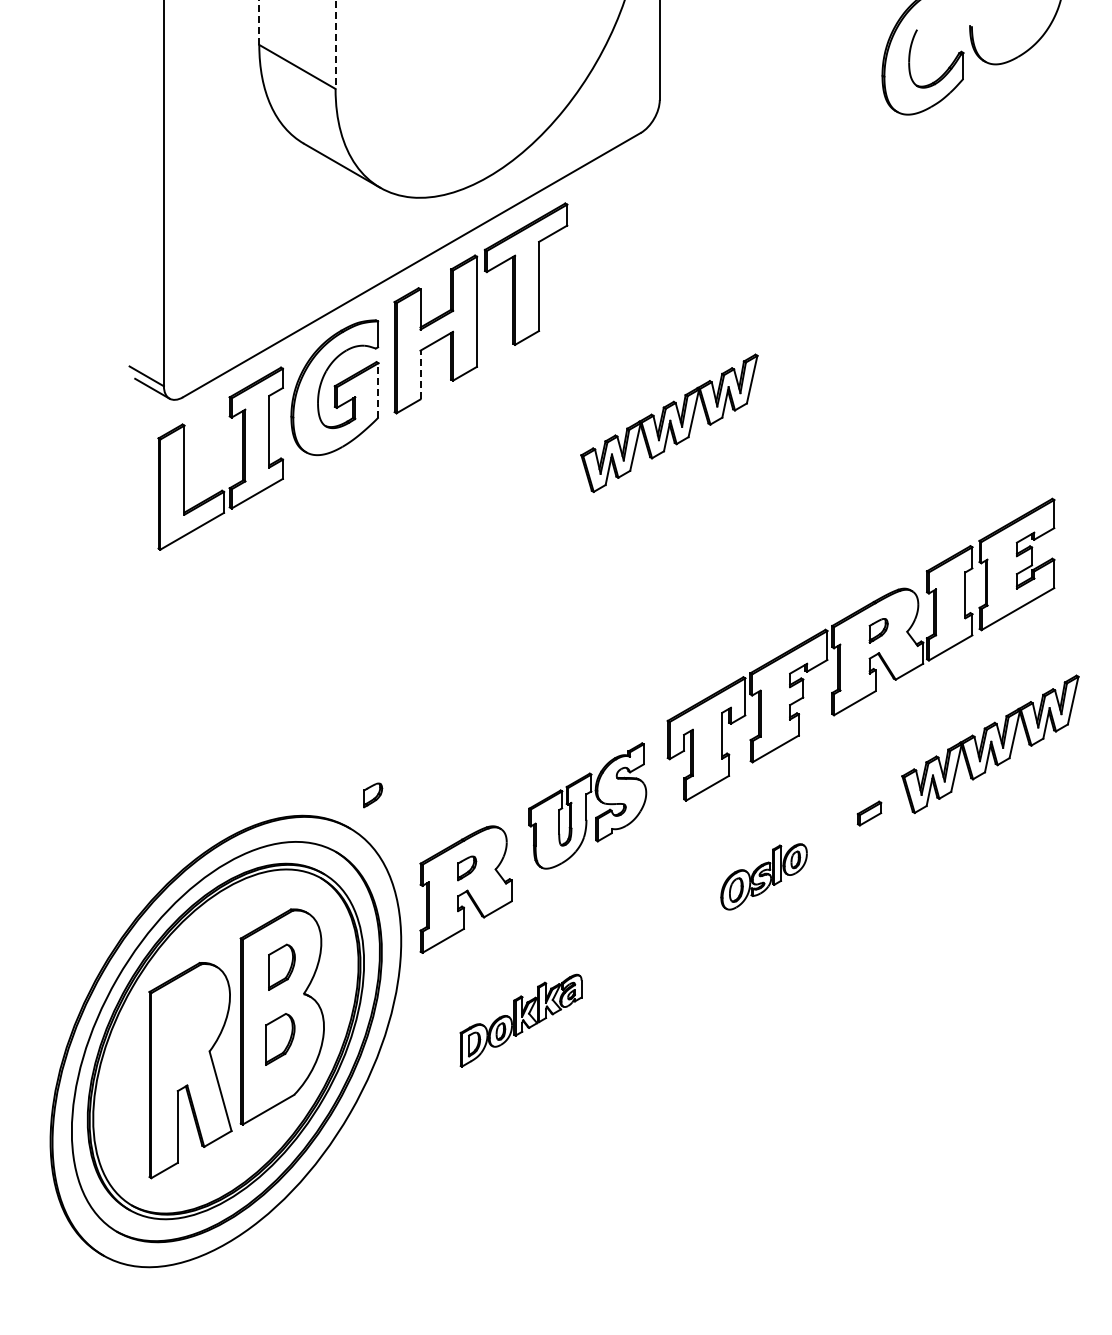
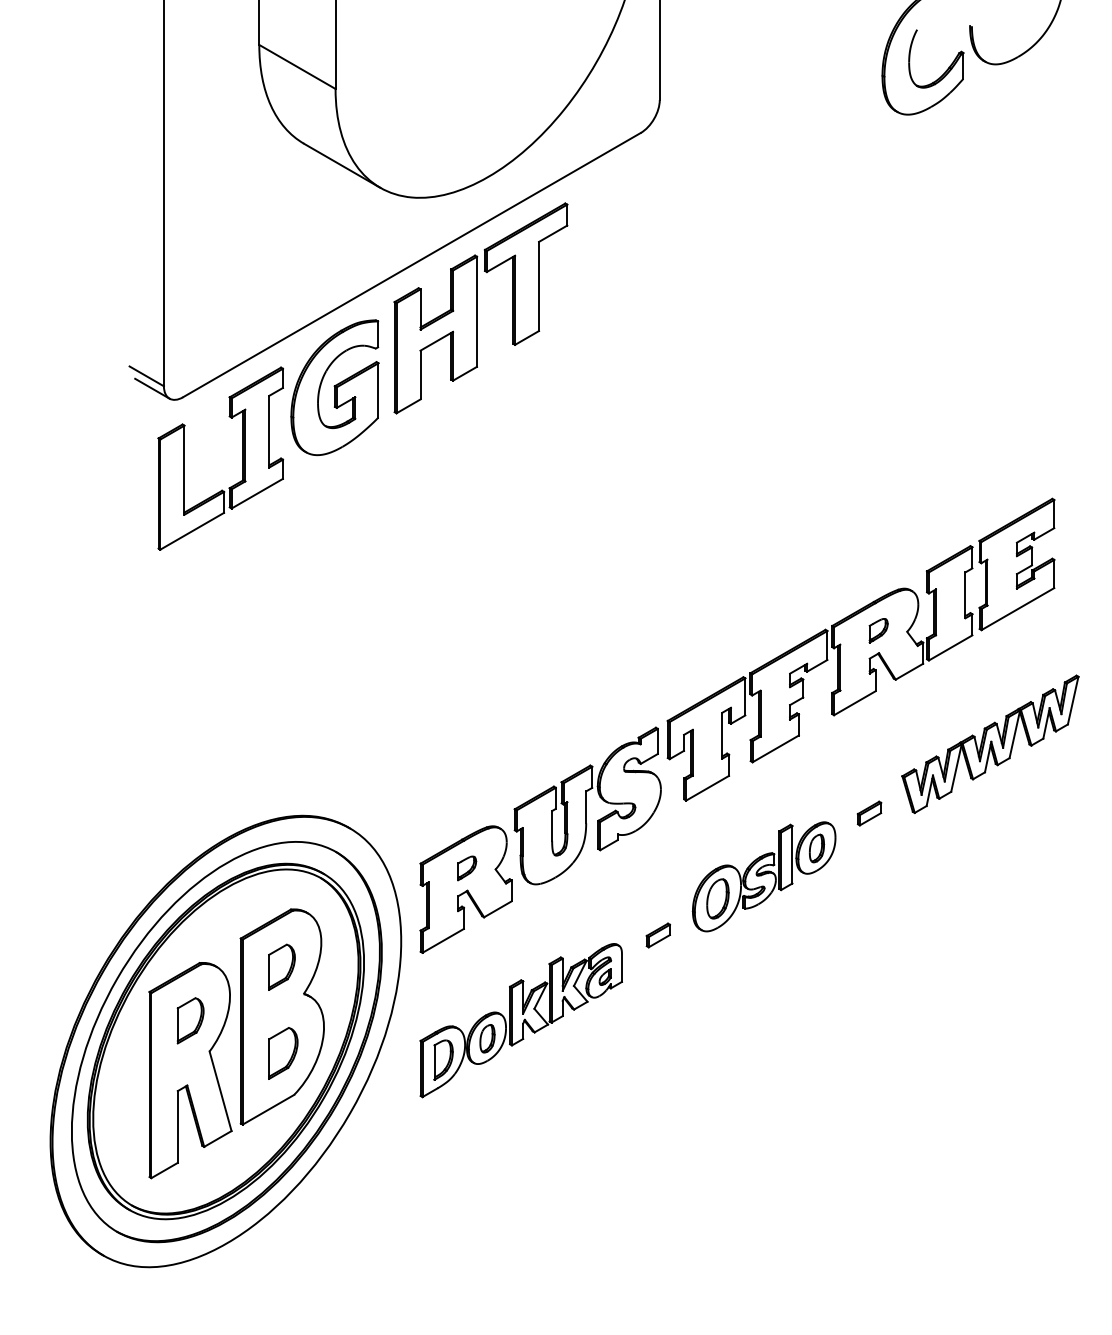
line: dashed -> solid (259, 22)
line: dashed -> solid (335, 45)
line: dashed -> solid (420, 374)
line: dashed -> solid (378, 389)
part: present -> none (669, 422)
part: present -> none (373, 795)
part size: 120x128 px -> 149x160 px (587, 805)
part size: 88x68 px -> 146x112 px (763, 876)
part: none -> present (657, 935)
part: none -> present (190, 1020)
part size: 124x95 px -> 204x156 px (520, 1020)
part position: (280, 1039) -> (283, 1053) (283, 1053)
